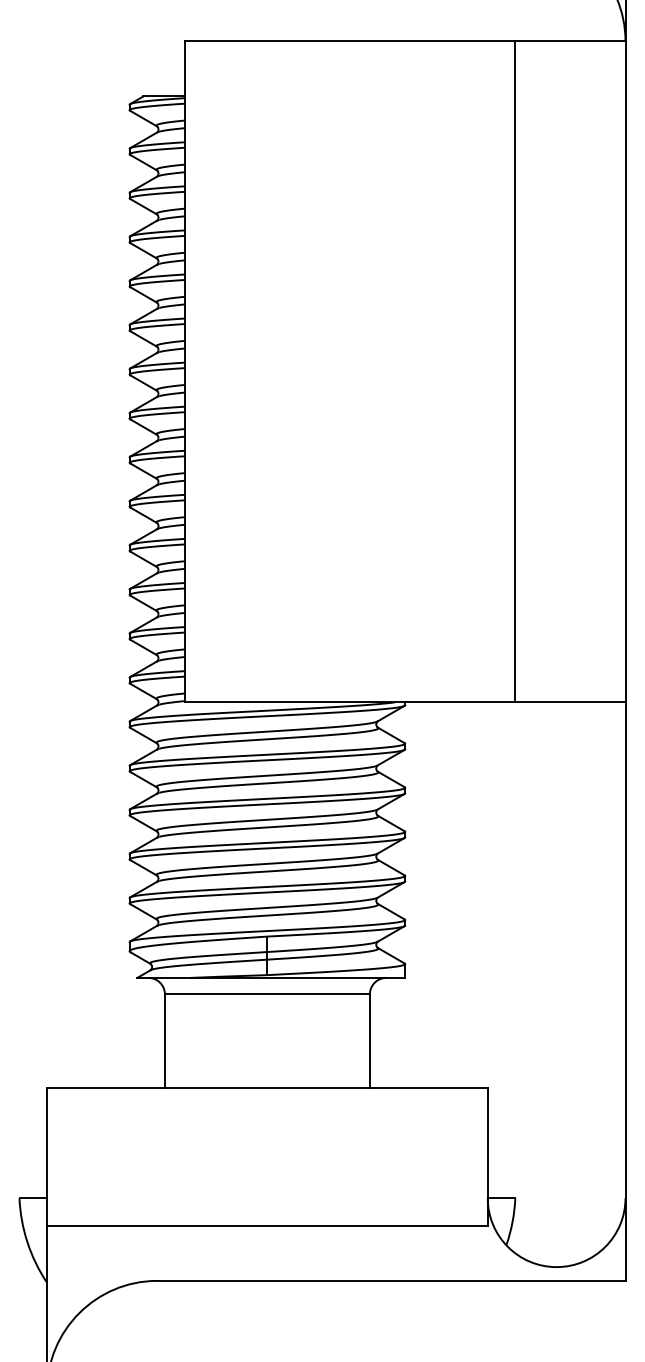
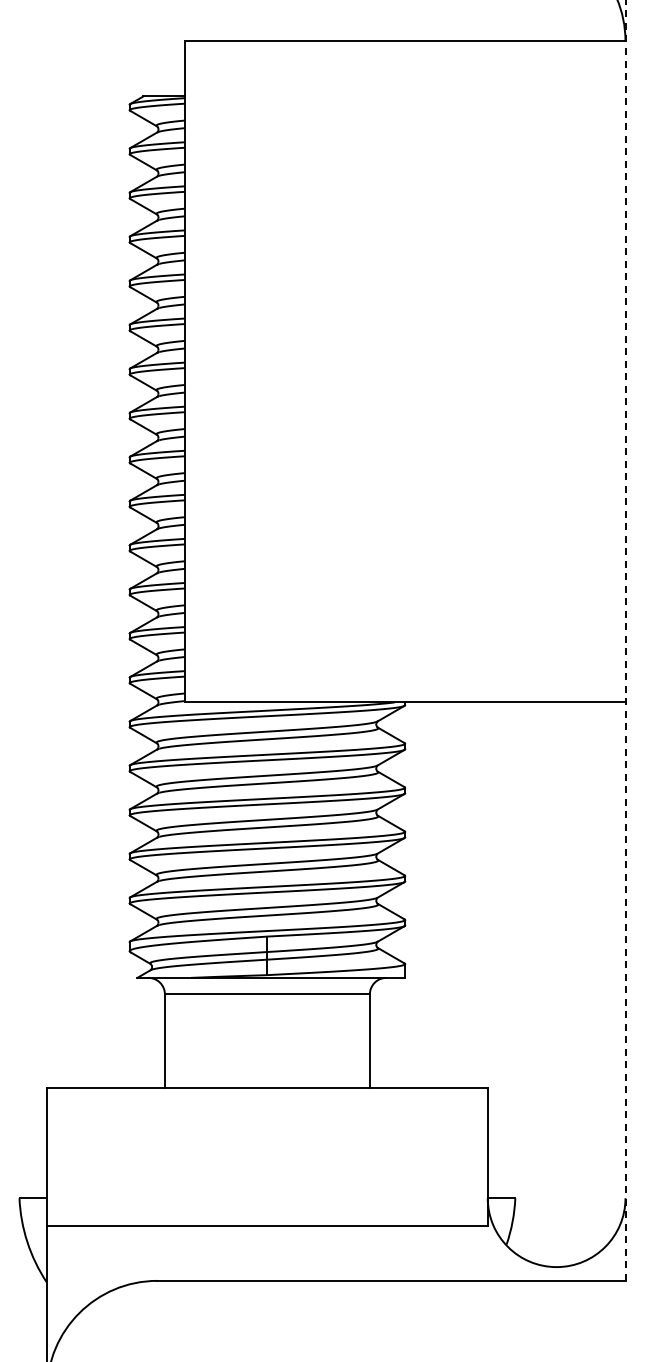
line: present -> none (515, 371)
line: solid -> dashed (625, 640)
